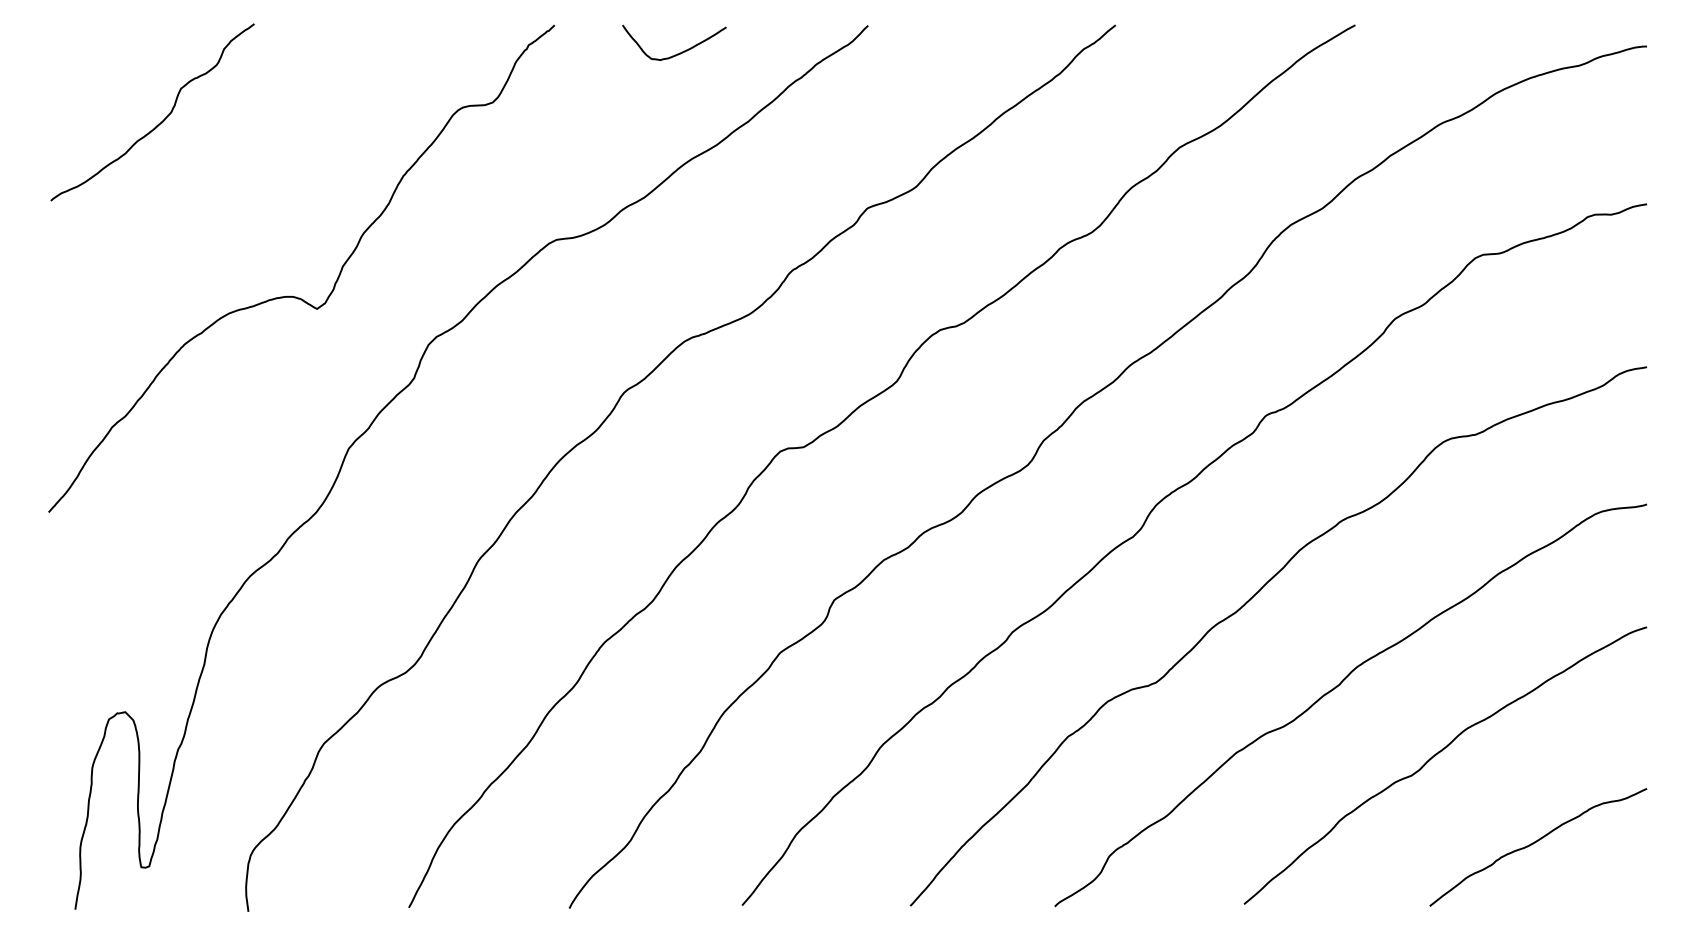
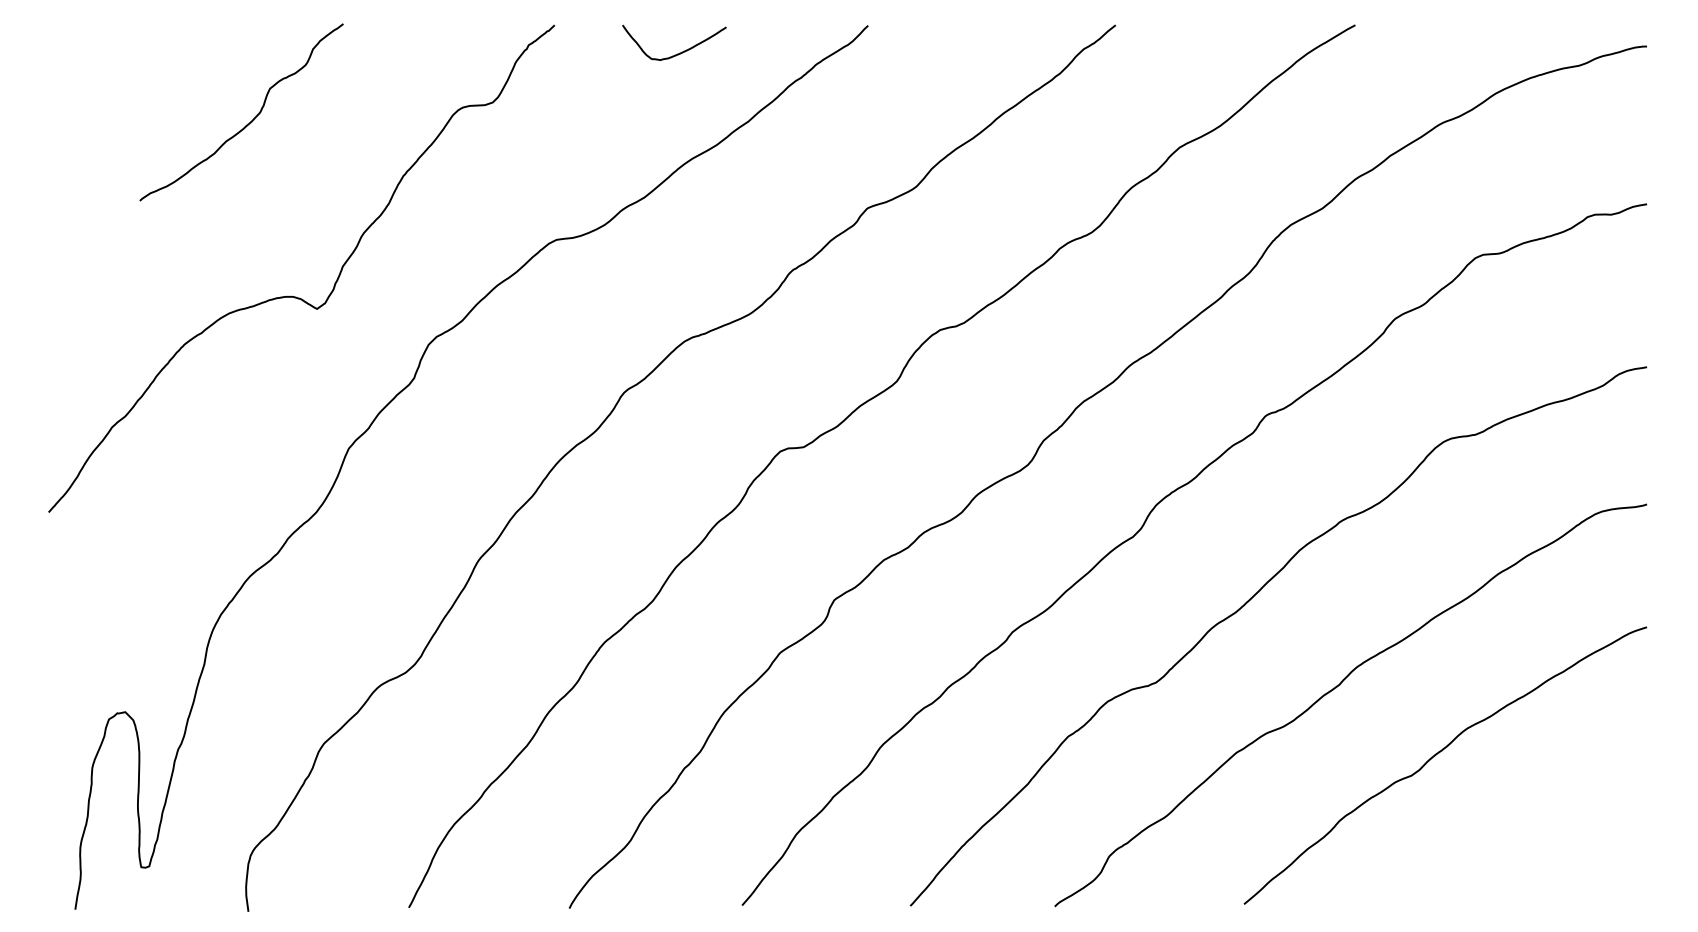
curve position: (158, 123) -> (247, 123) (247, 123)
curve: present -> none (1535, 843)
